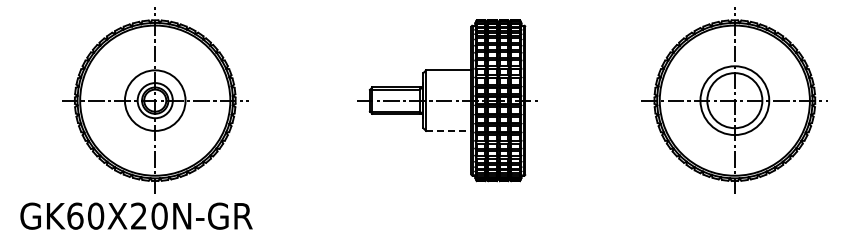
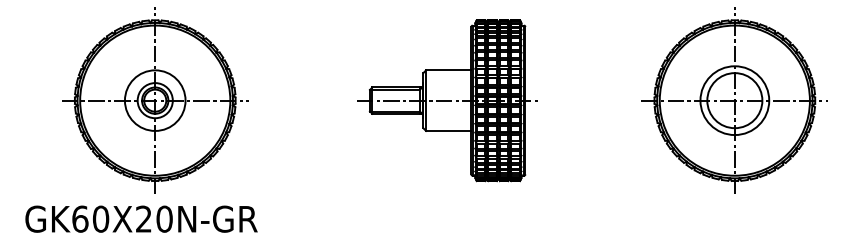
line: dashed -> solid (448, 130)
text position: (136, 215) -> (141, 218) (141, 218)
